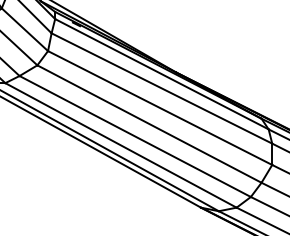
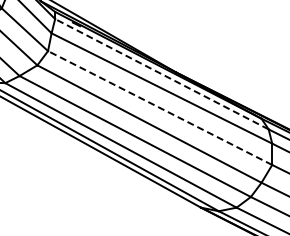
line: solid -> dashed (161, 74)
line: solid -> dashed (160, 108)
